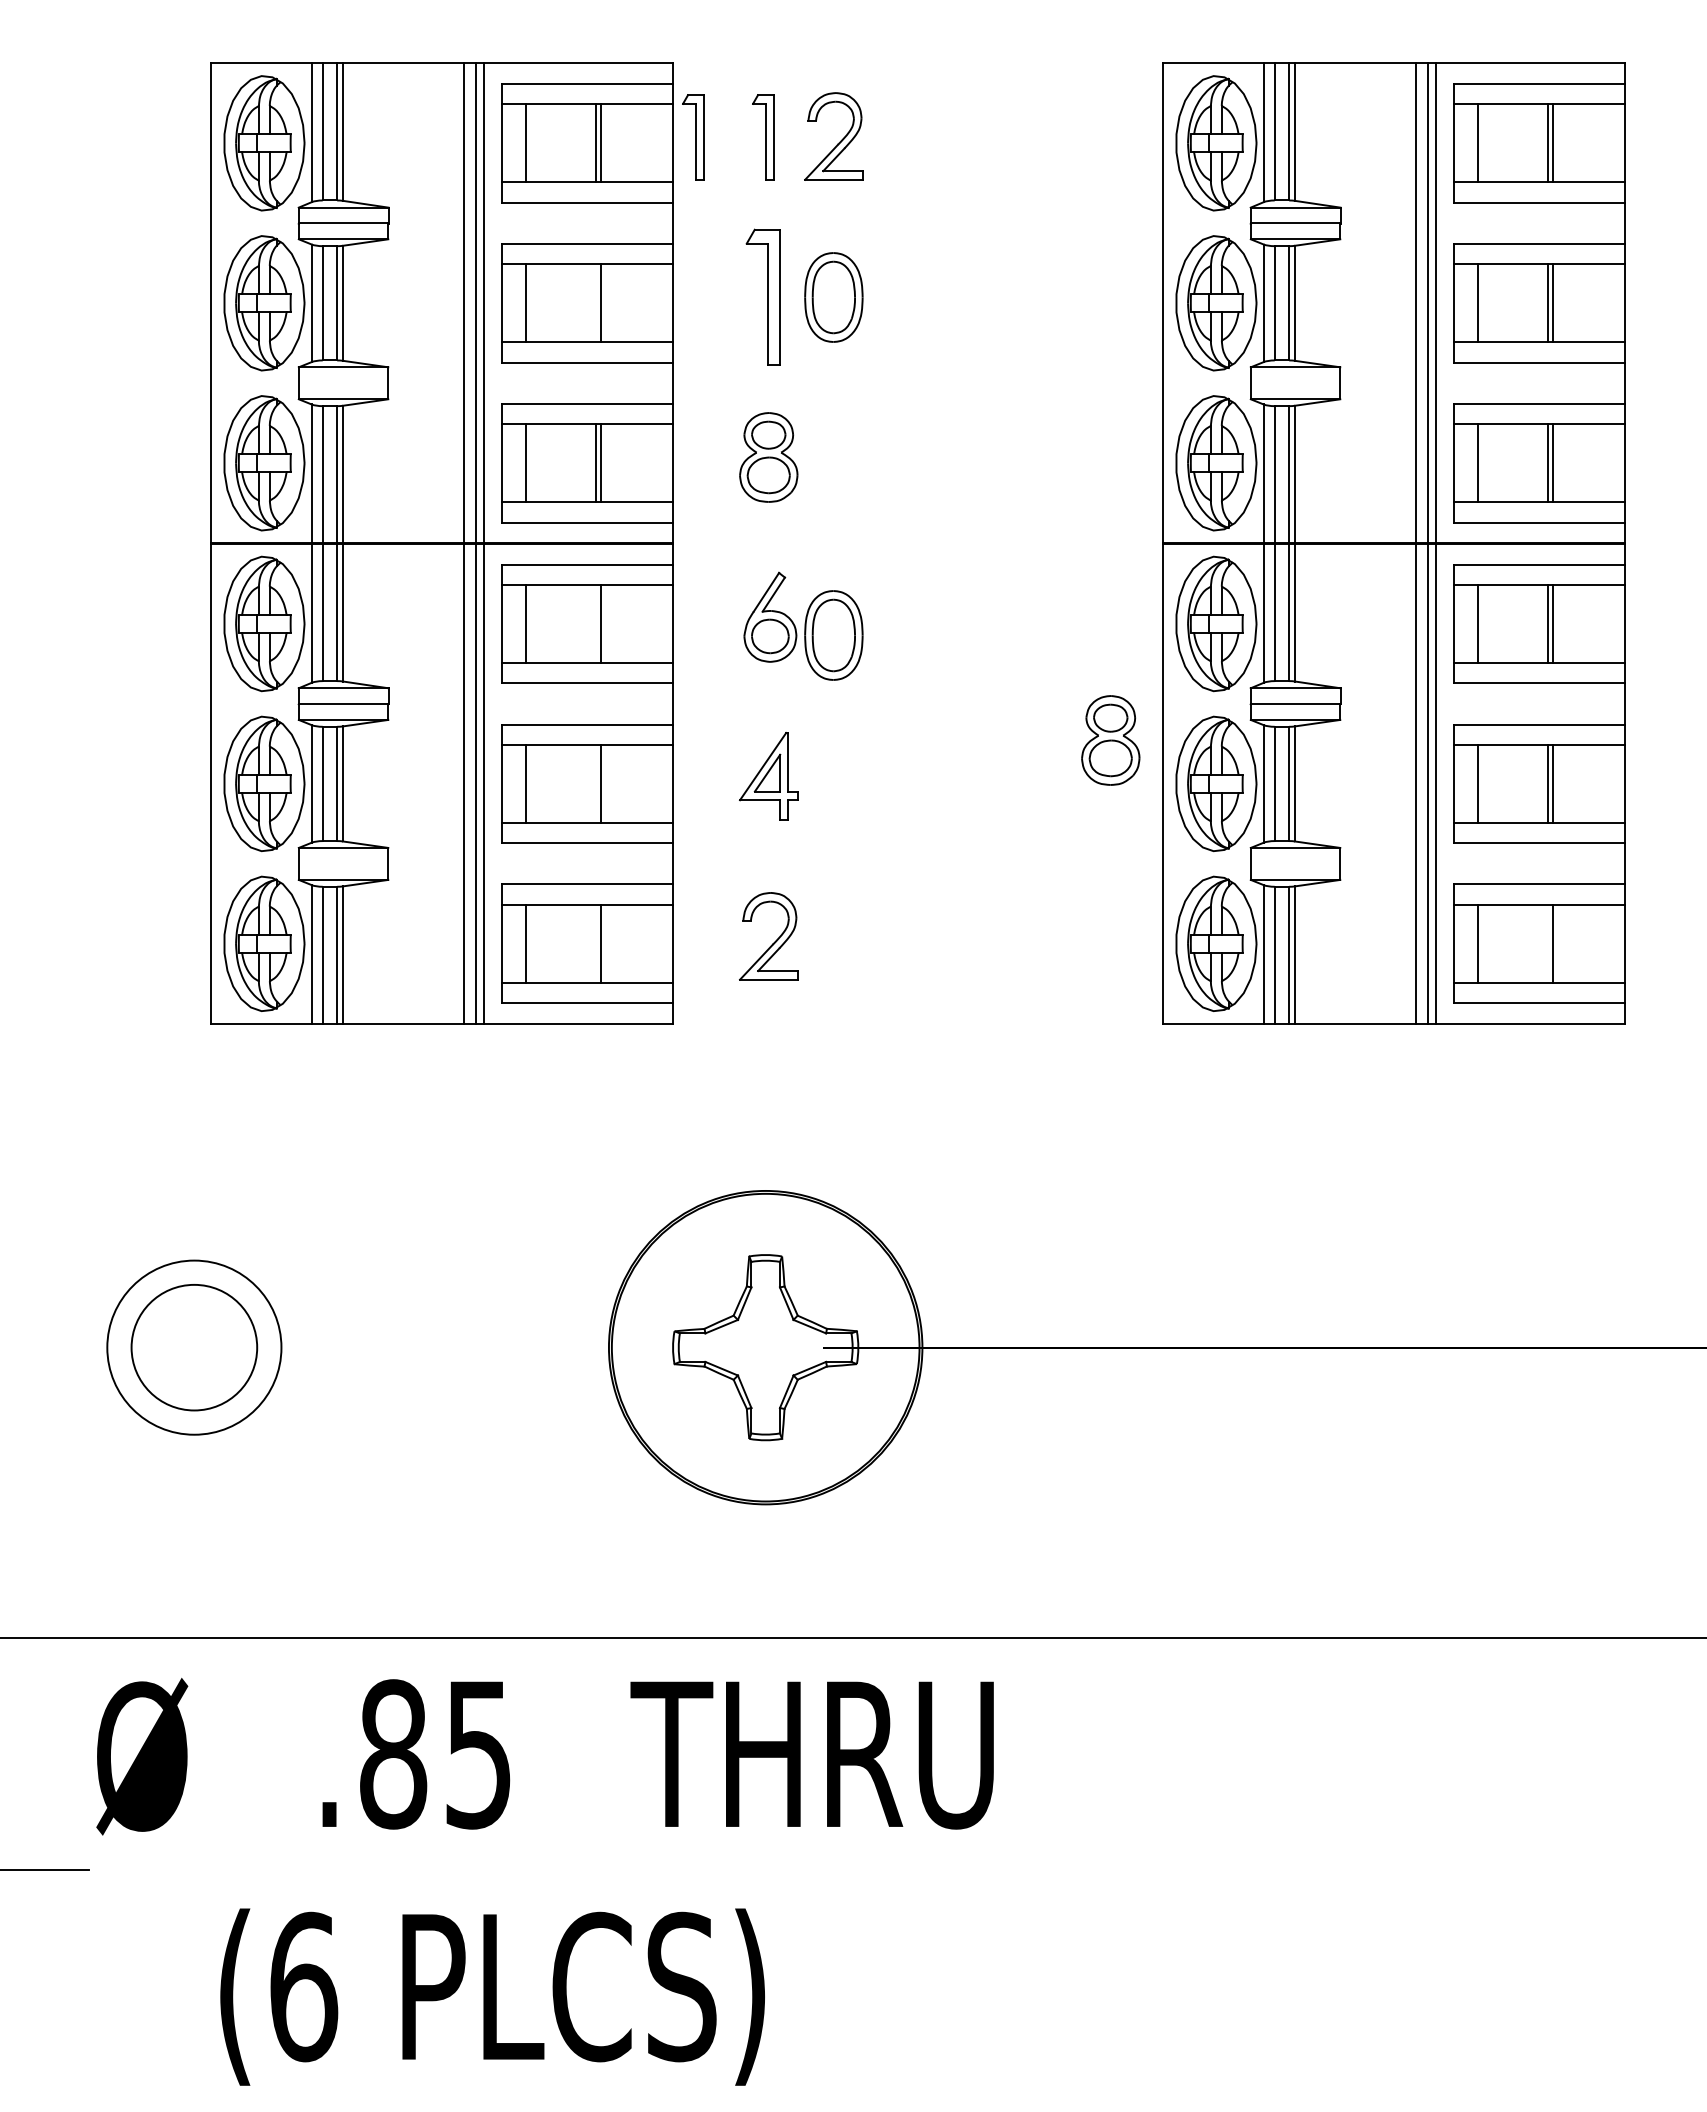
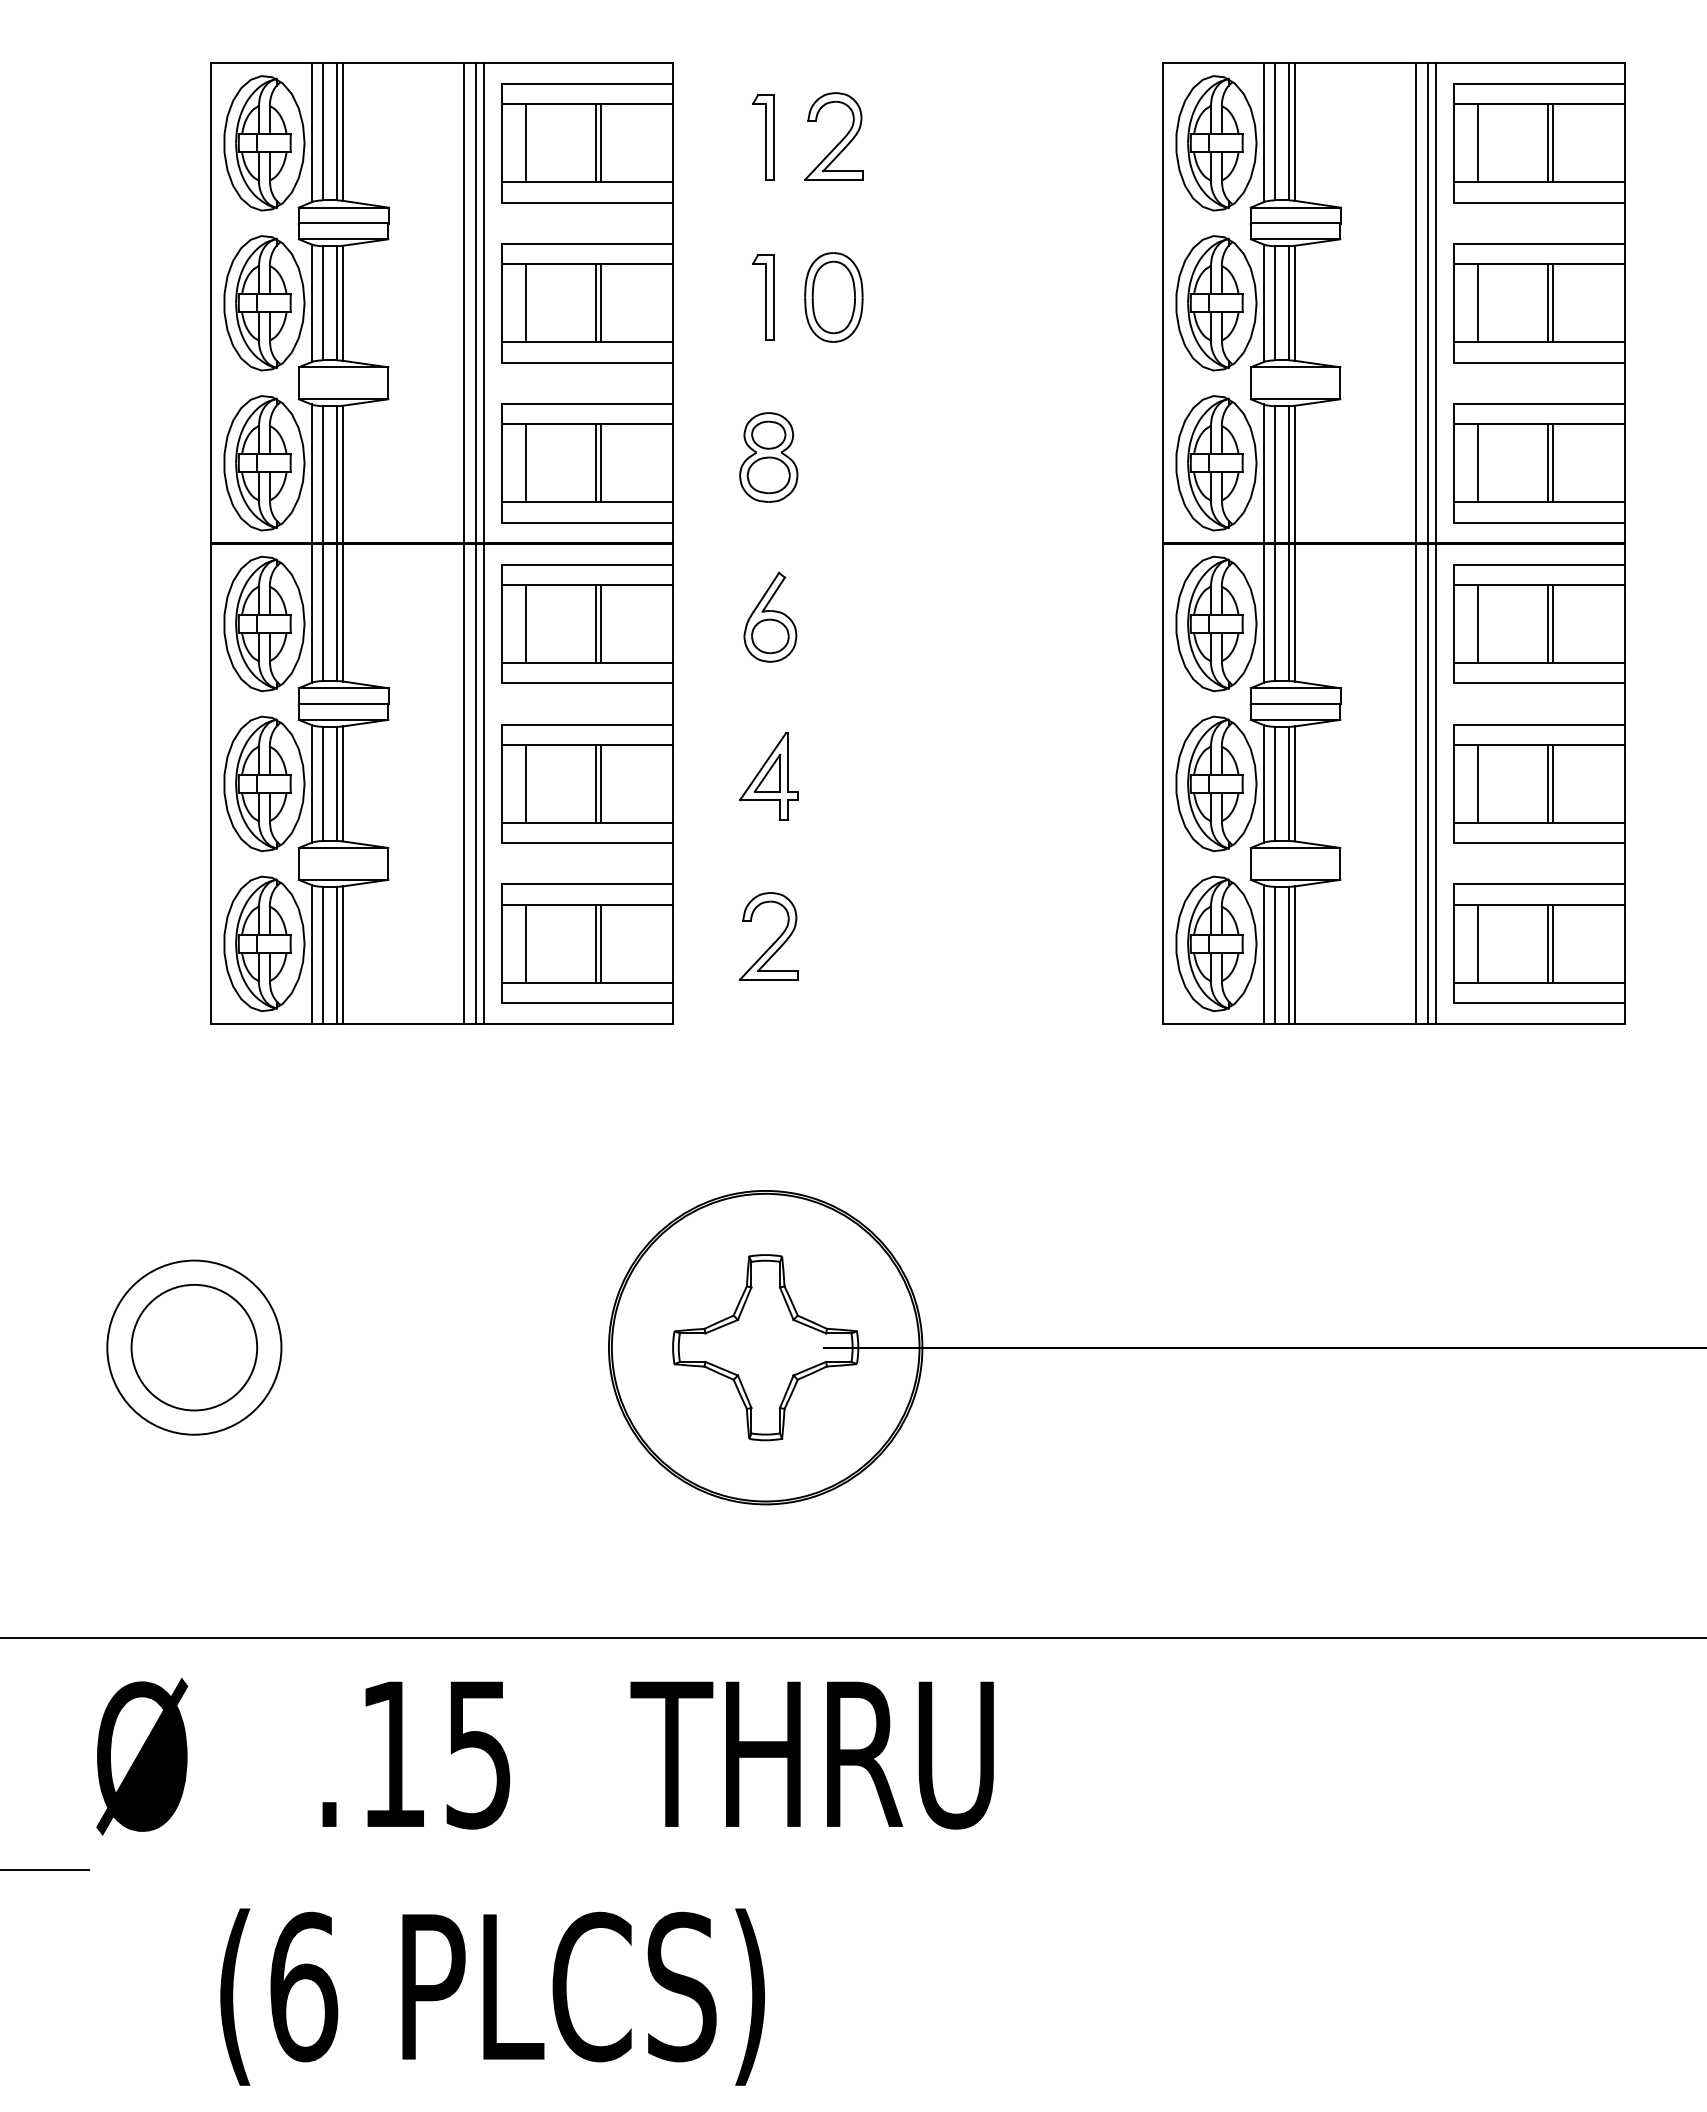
part: present -> none (693, 137)
part size: 36x138 px -> 23x87 px (763, 297)
line: none -> present (596, 303)
line: none -> present (596, 623)
part: present -> none (833, 635)
part: present -> none (1110, 740)
line: none -> present (596, 783)
line: none -> present (596, 943)
line: none -> present (1548, 943)
text: .85 -> .15 (393, 1754)
